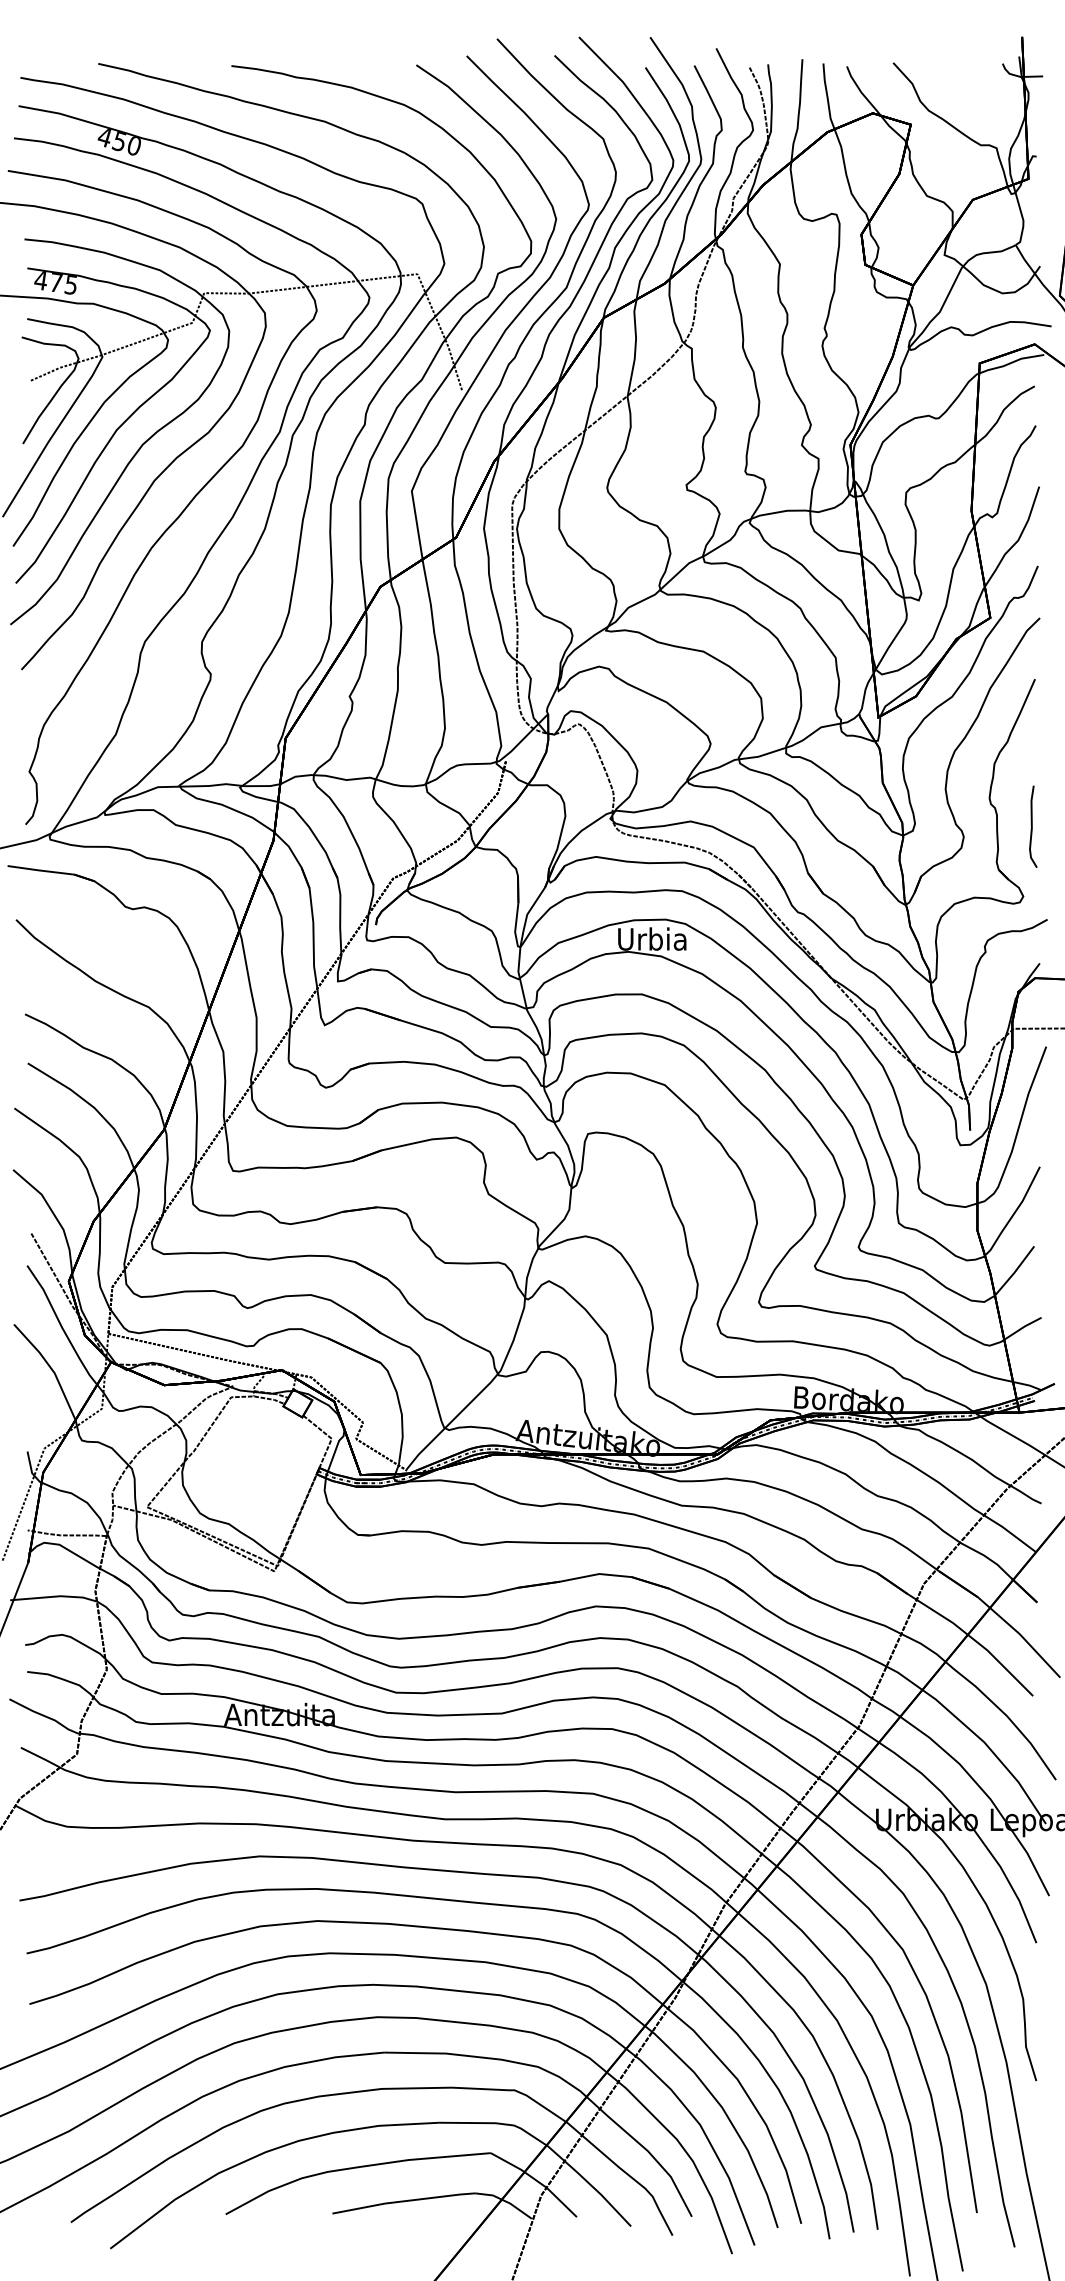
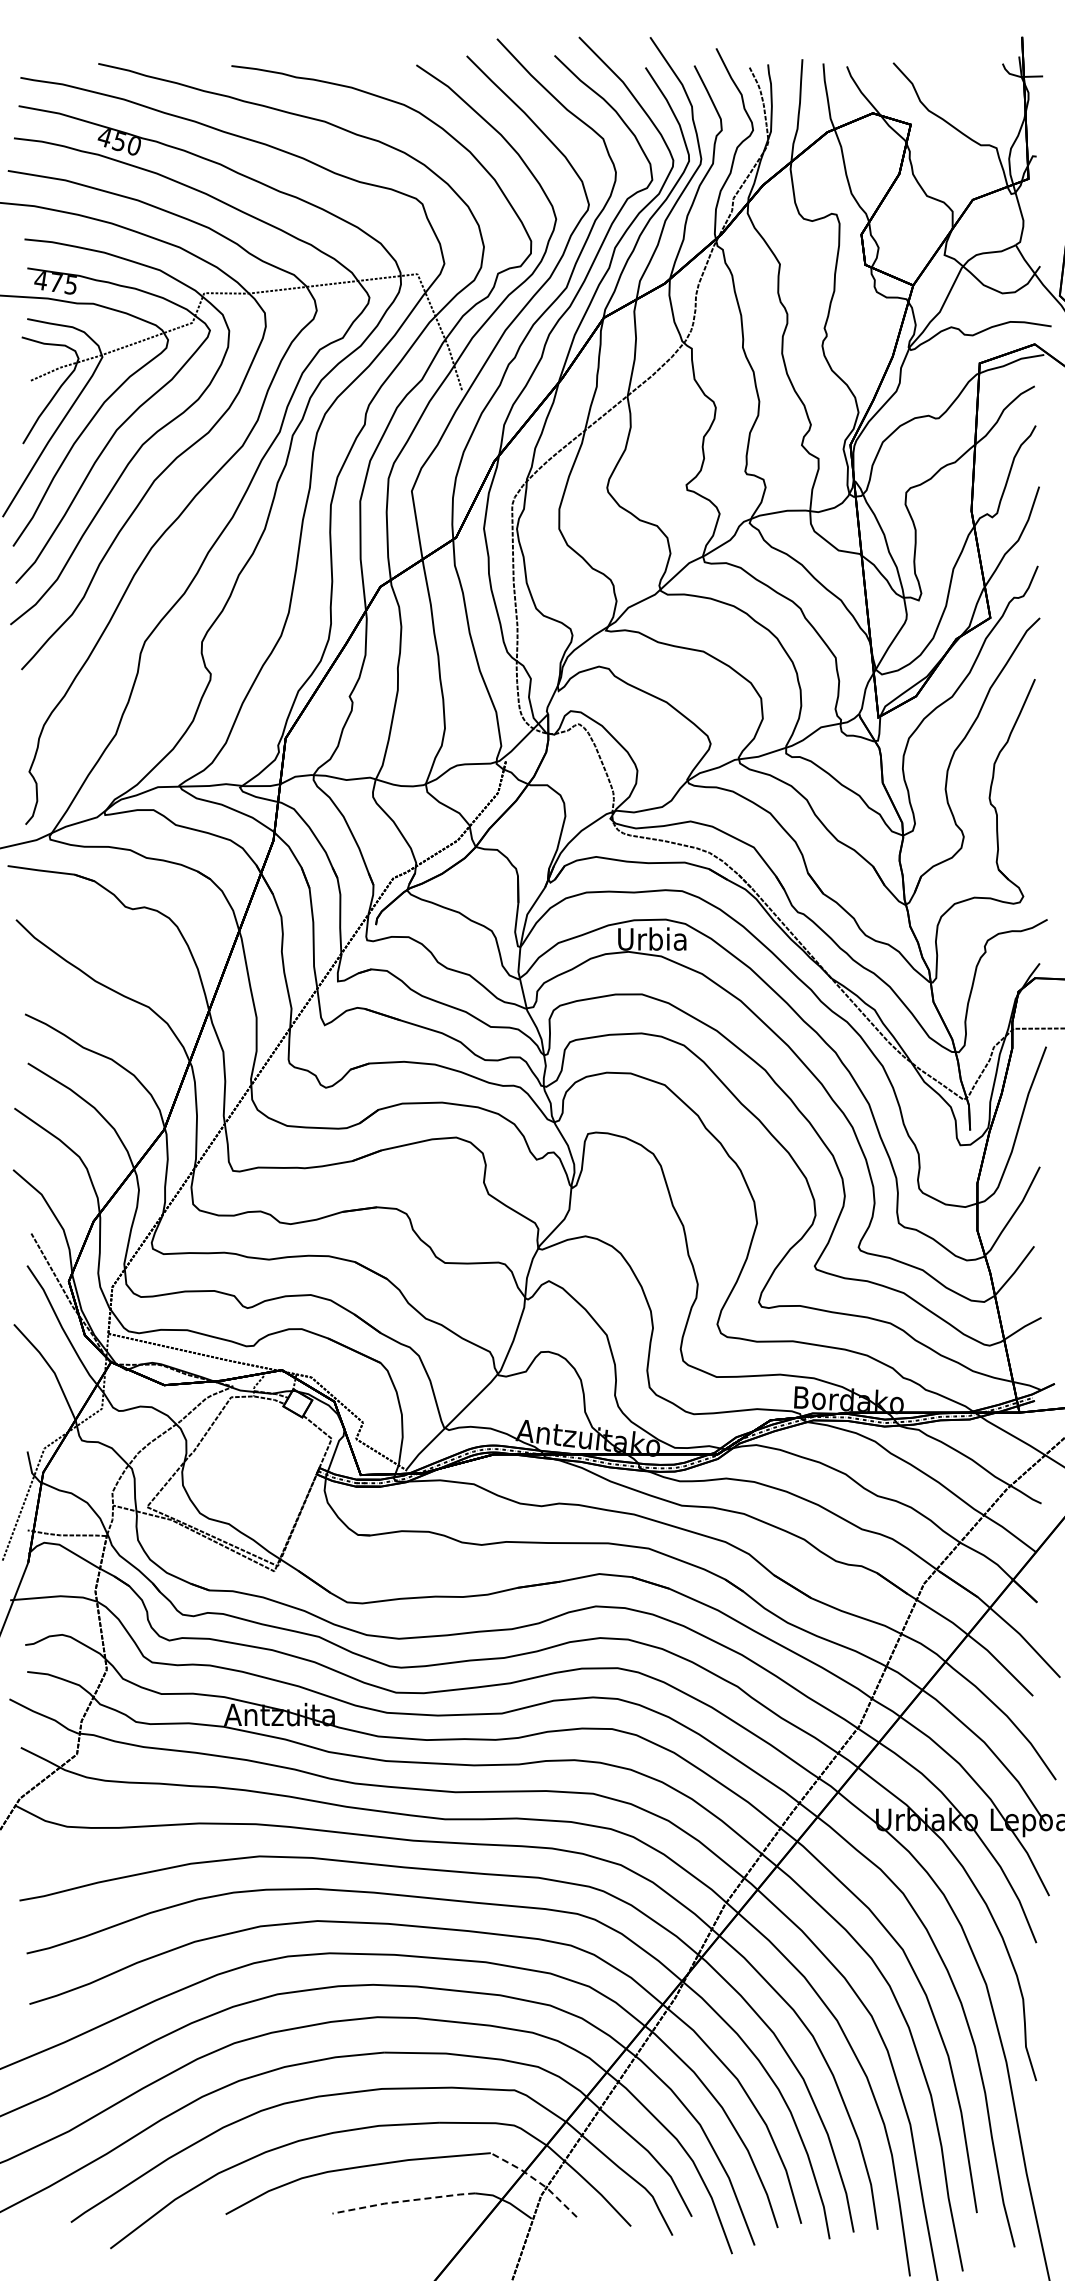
curve: present -> none (1032, 826)
line: solid -> dashed (536, 2180)
line: solid -> dashed (403, 2201)
